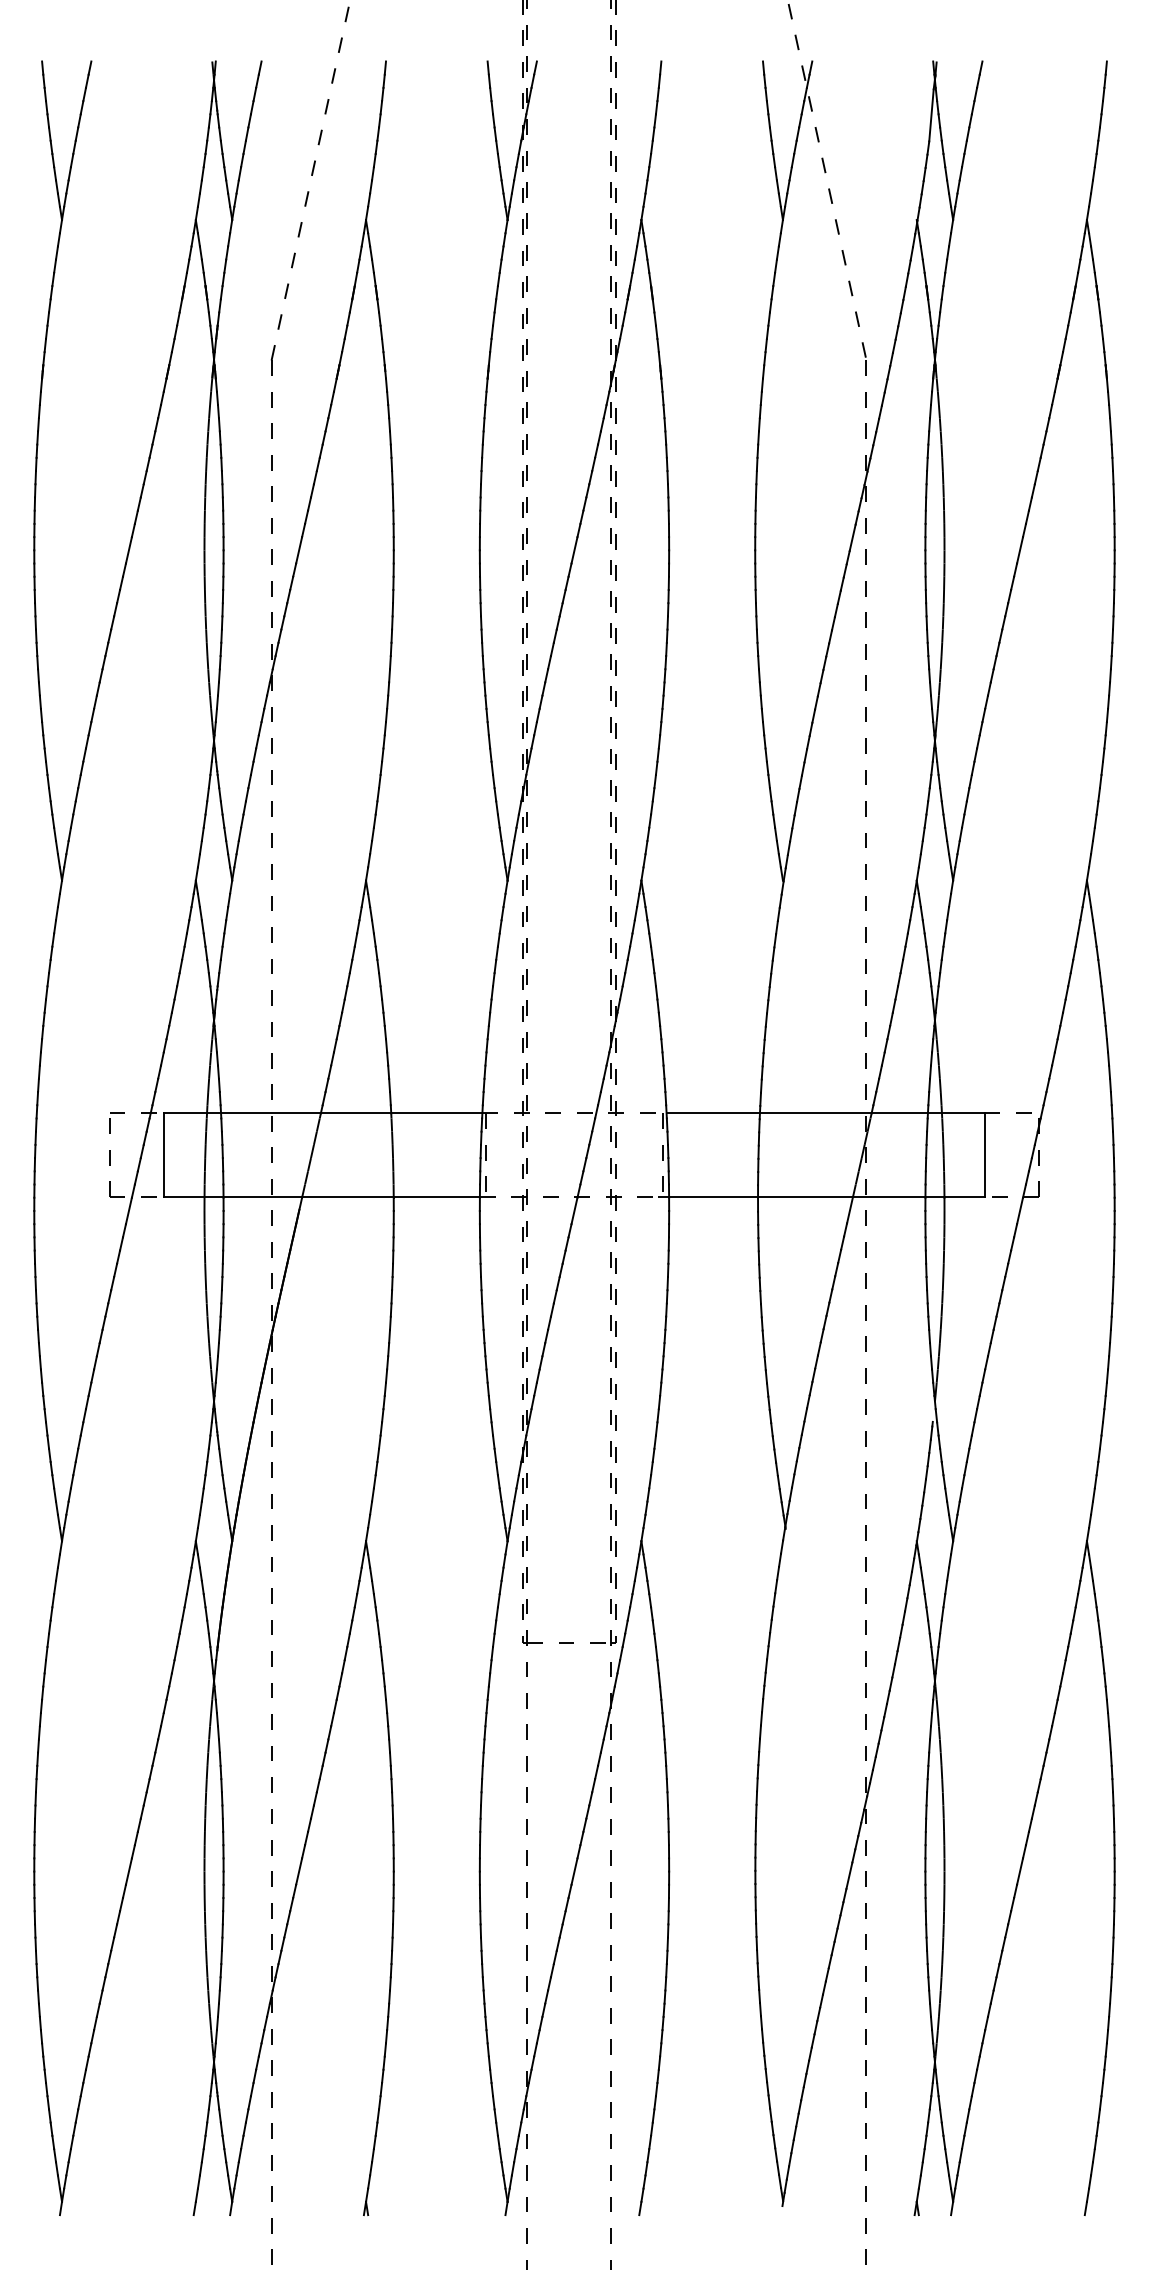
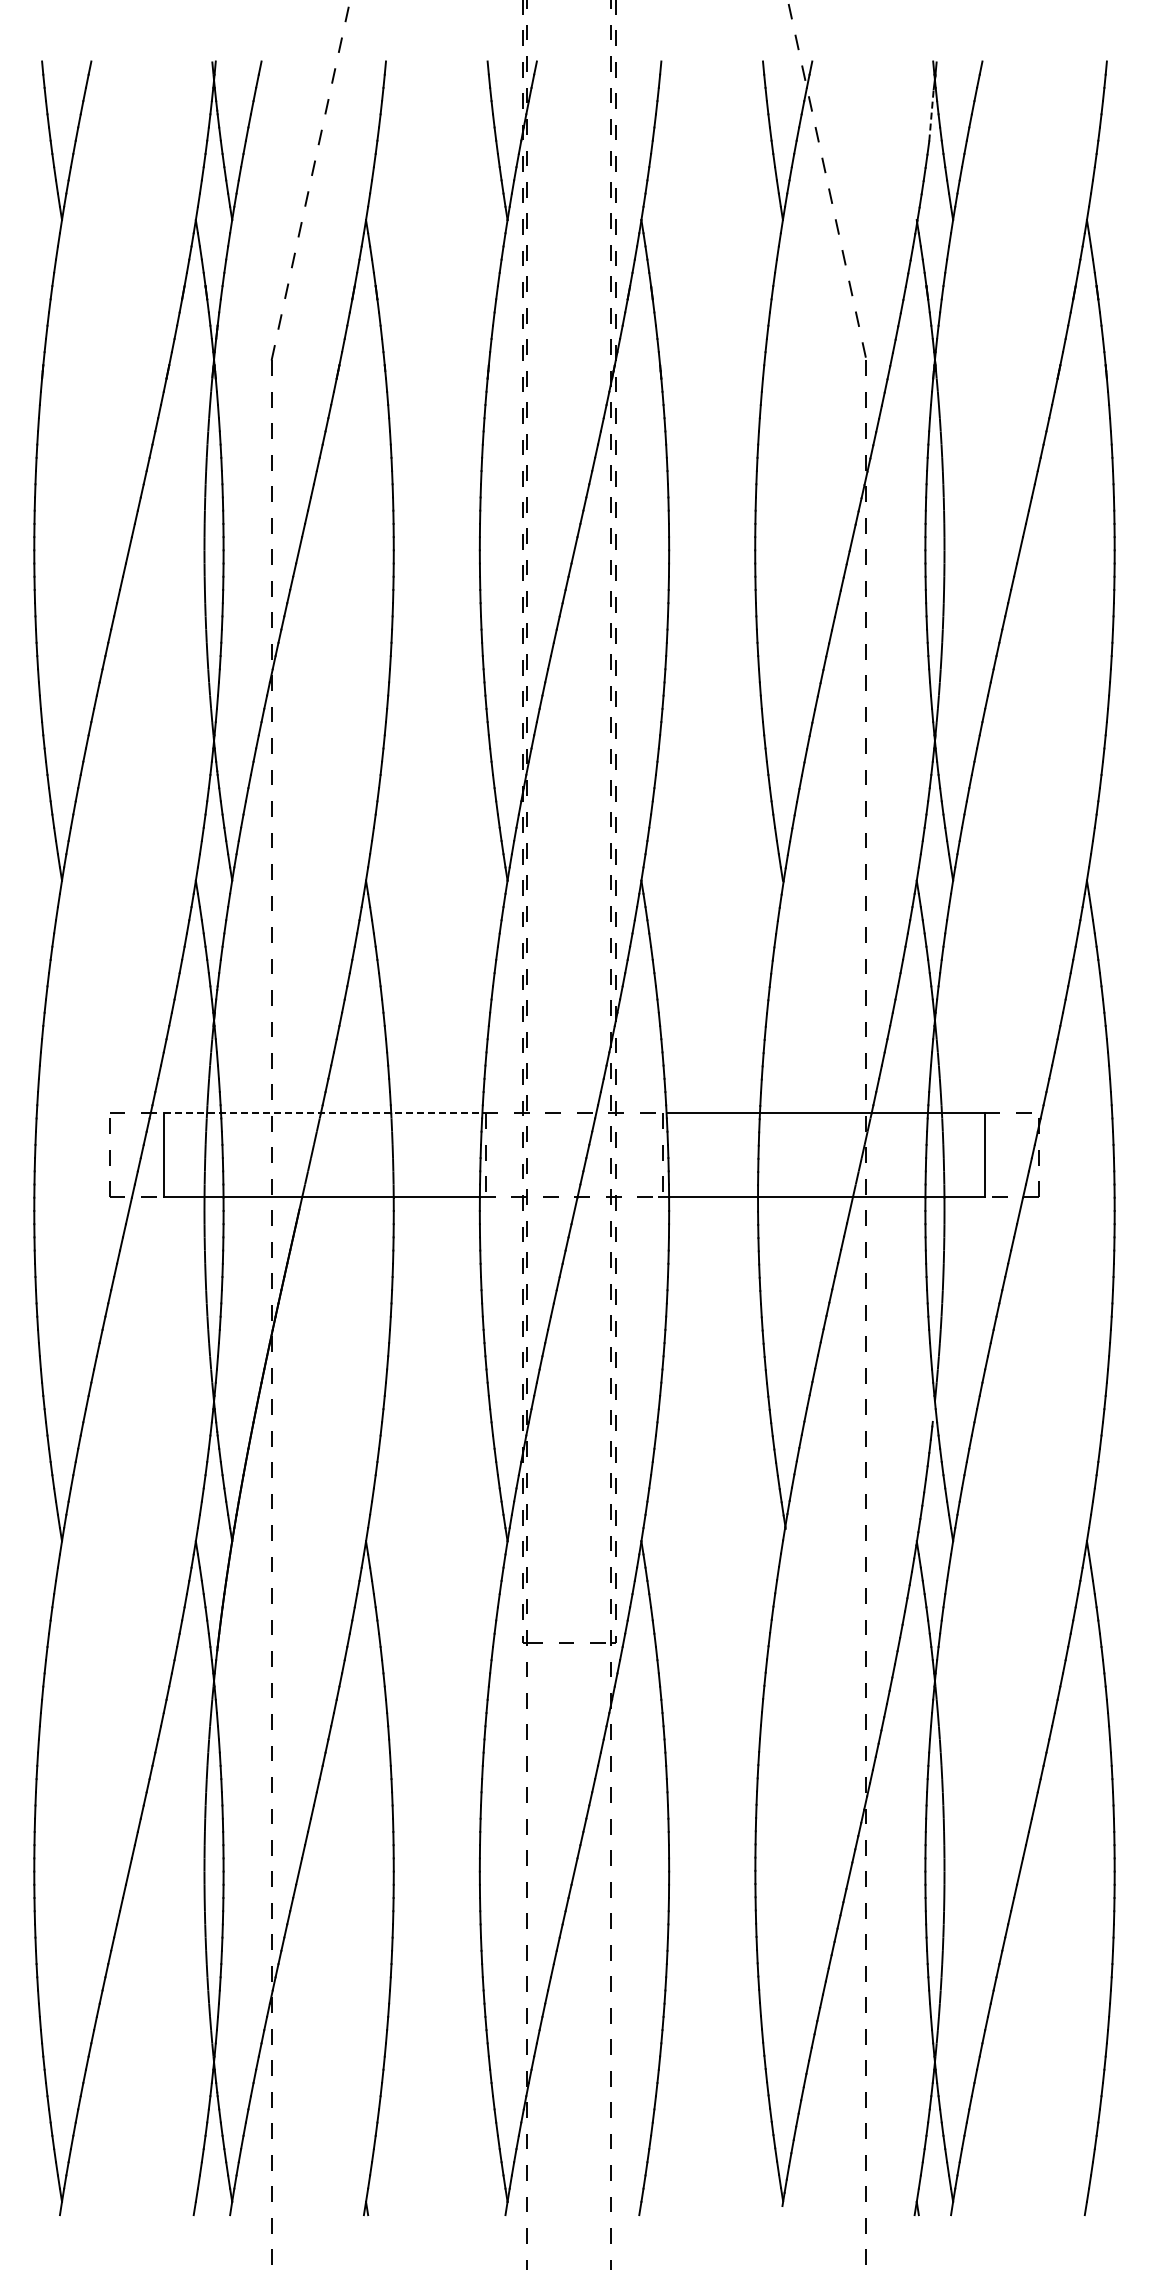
line: solid -> dashed (931, 114)
line: solid -> dashed (323, 1113)
